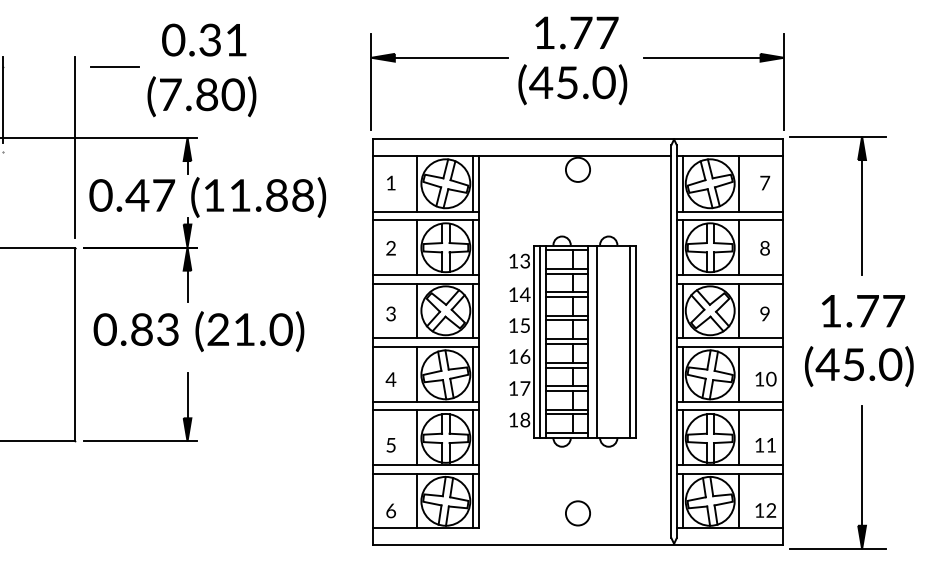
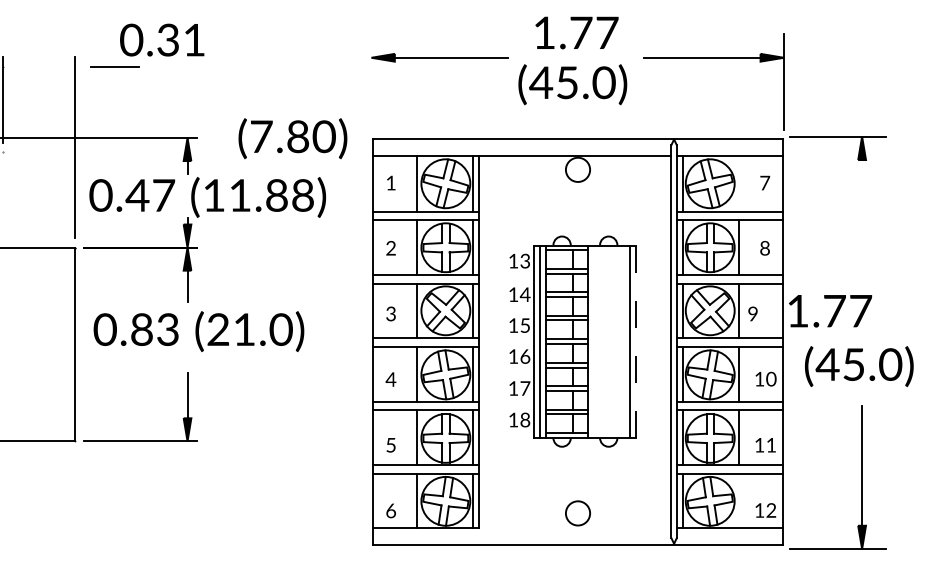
text position: (204, 39) -> (162, 39) (162, 39)
line: present -> none (371, 82)
text position: (201, 96) -> (292, 138) (292, 138)
line: present -> none (738, 183)
line: present -> none (862, 217)
text position: (863, 311) -> (830, 311) (830, 311)
text position: (764, 313) -> (752, 313) (752, 313)
line: present -> none (596, 341)
line: solid -> dashed (635, 342)
line: present -> none (738, 500)
